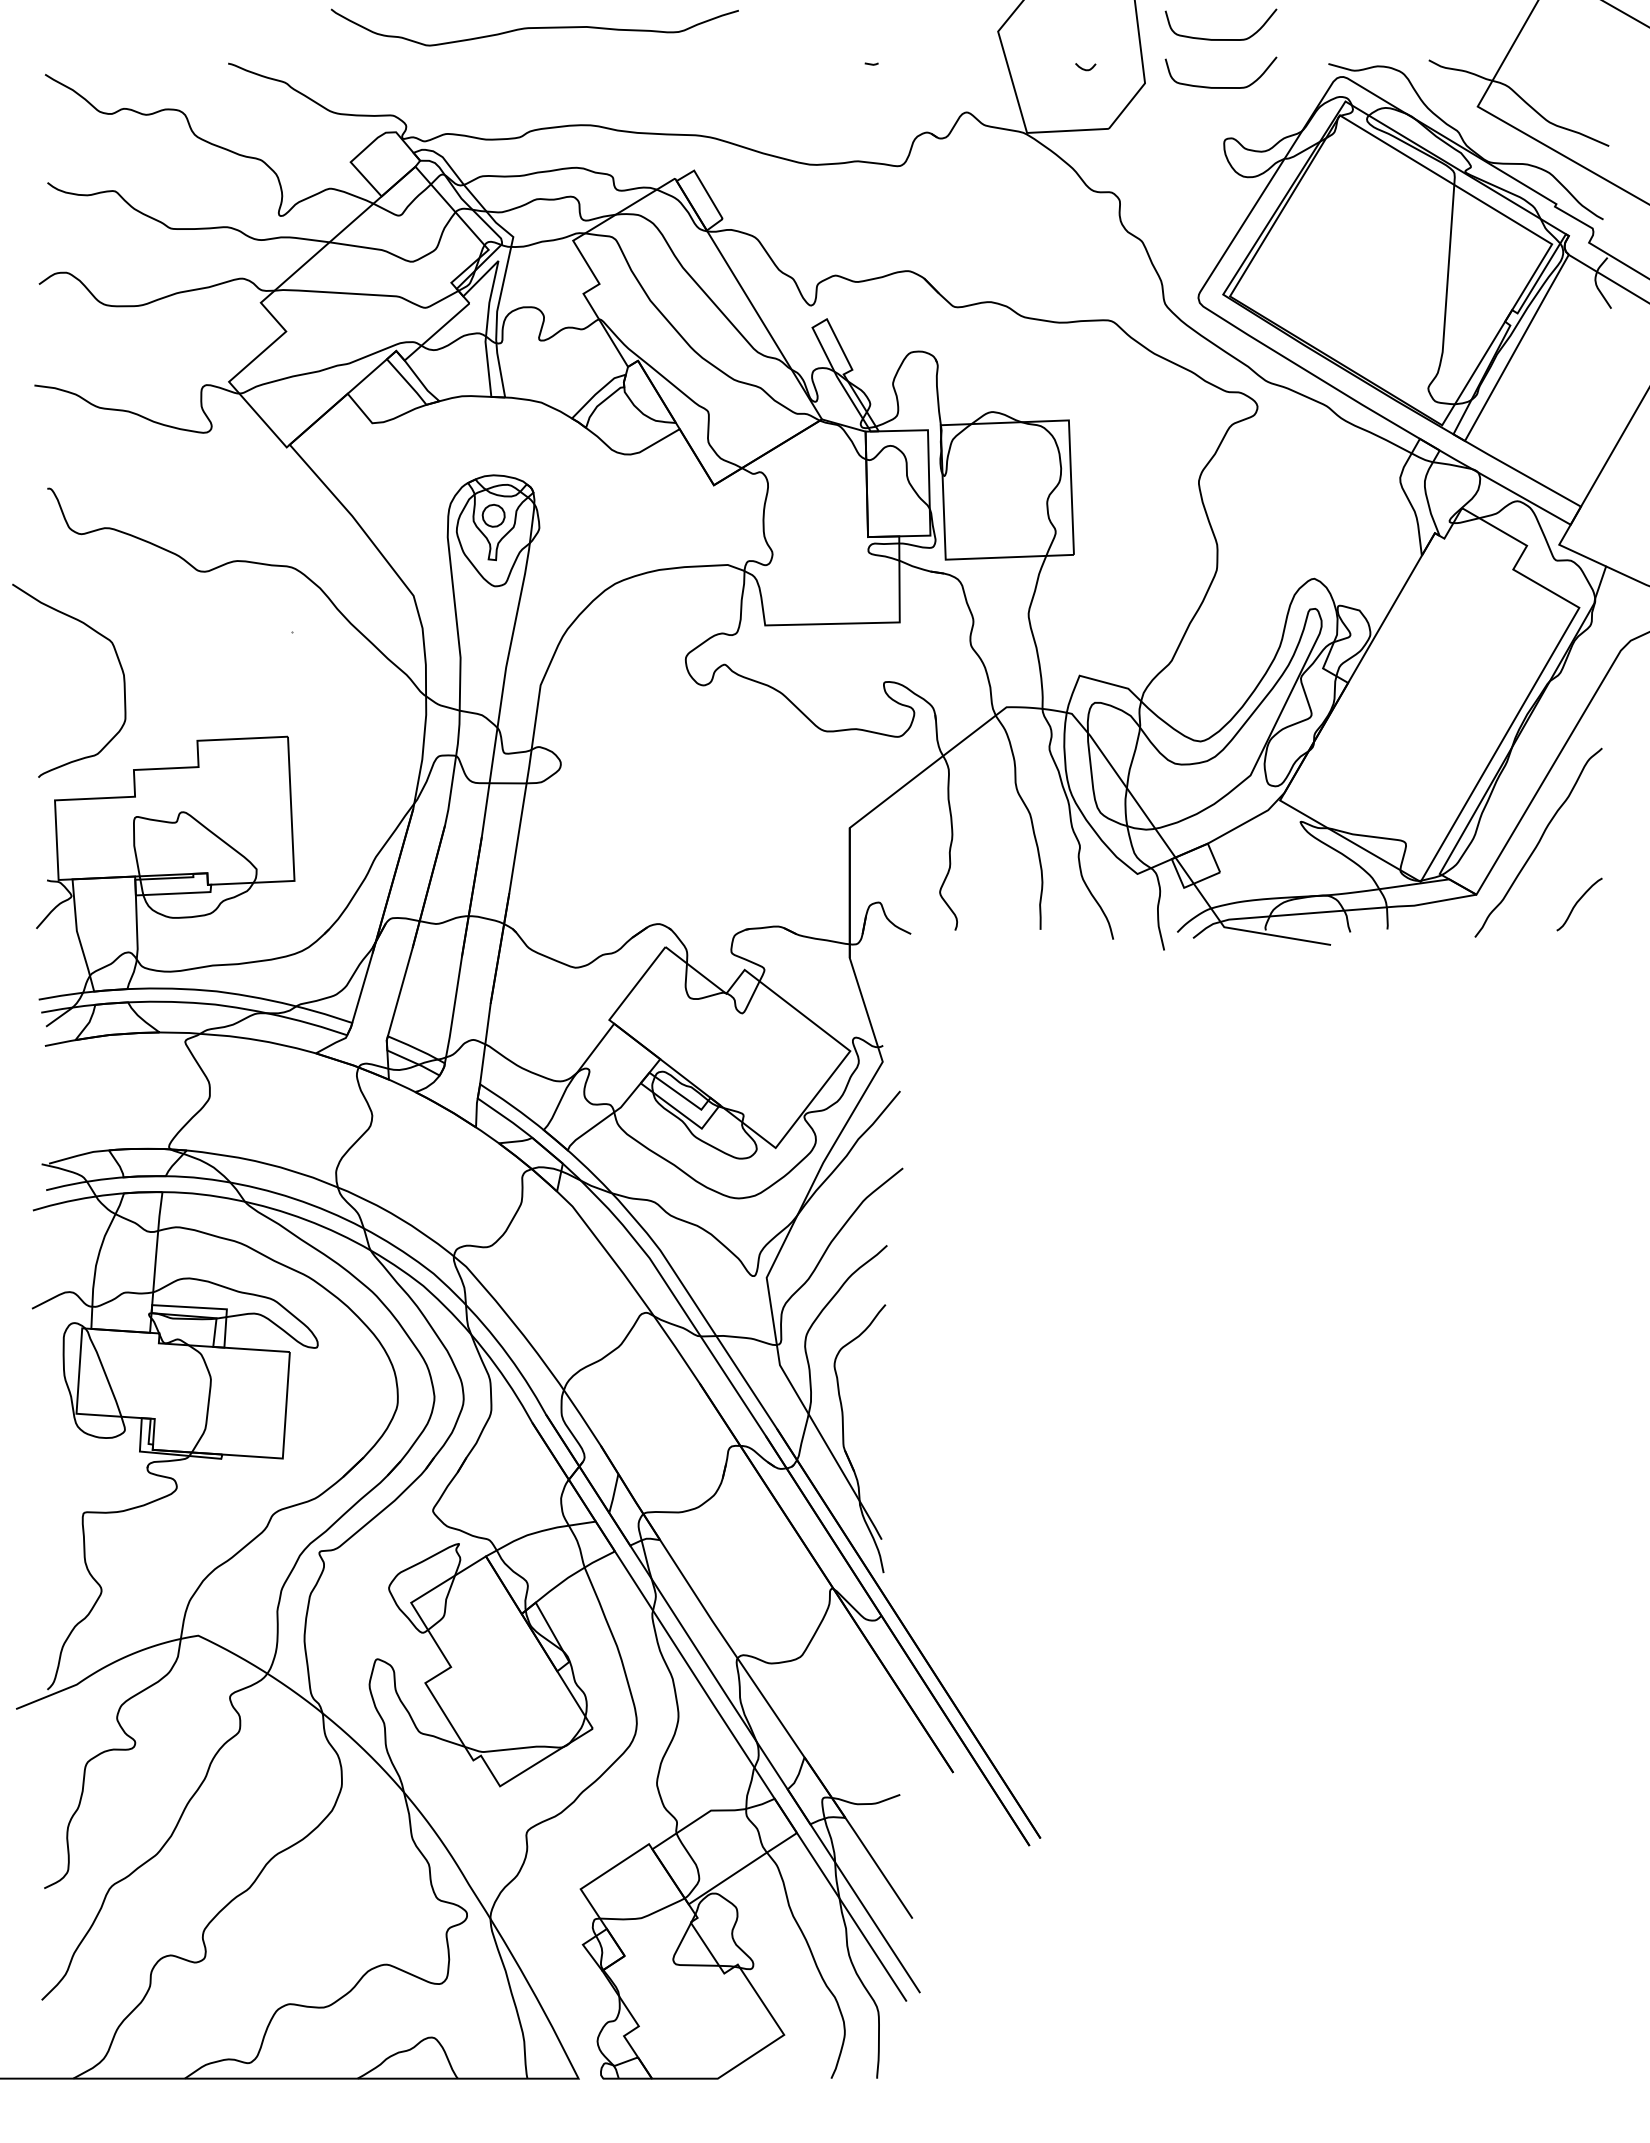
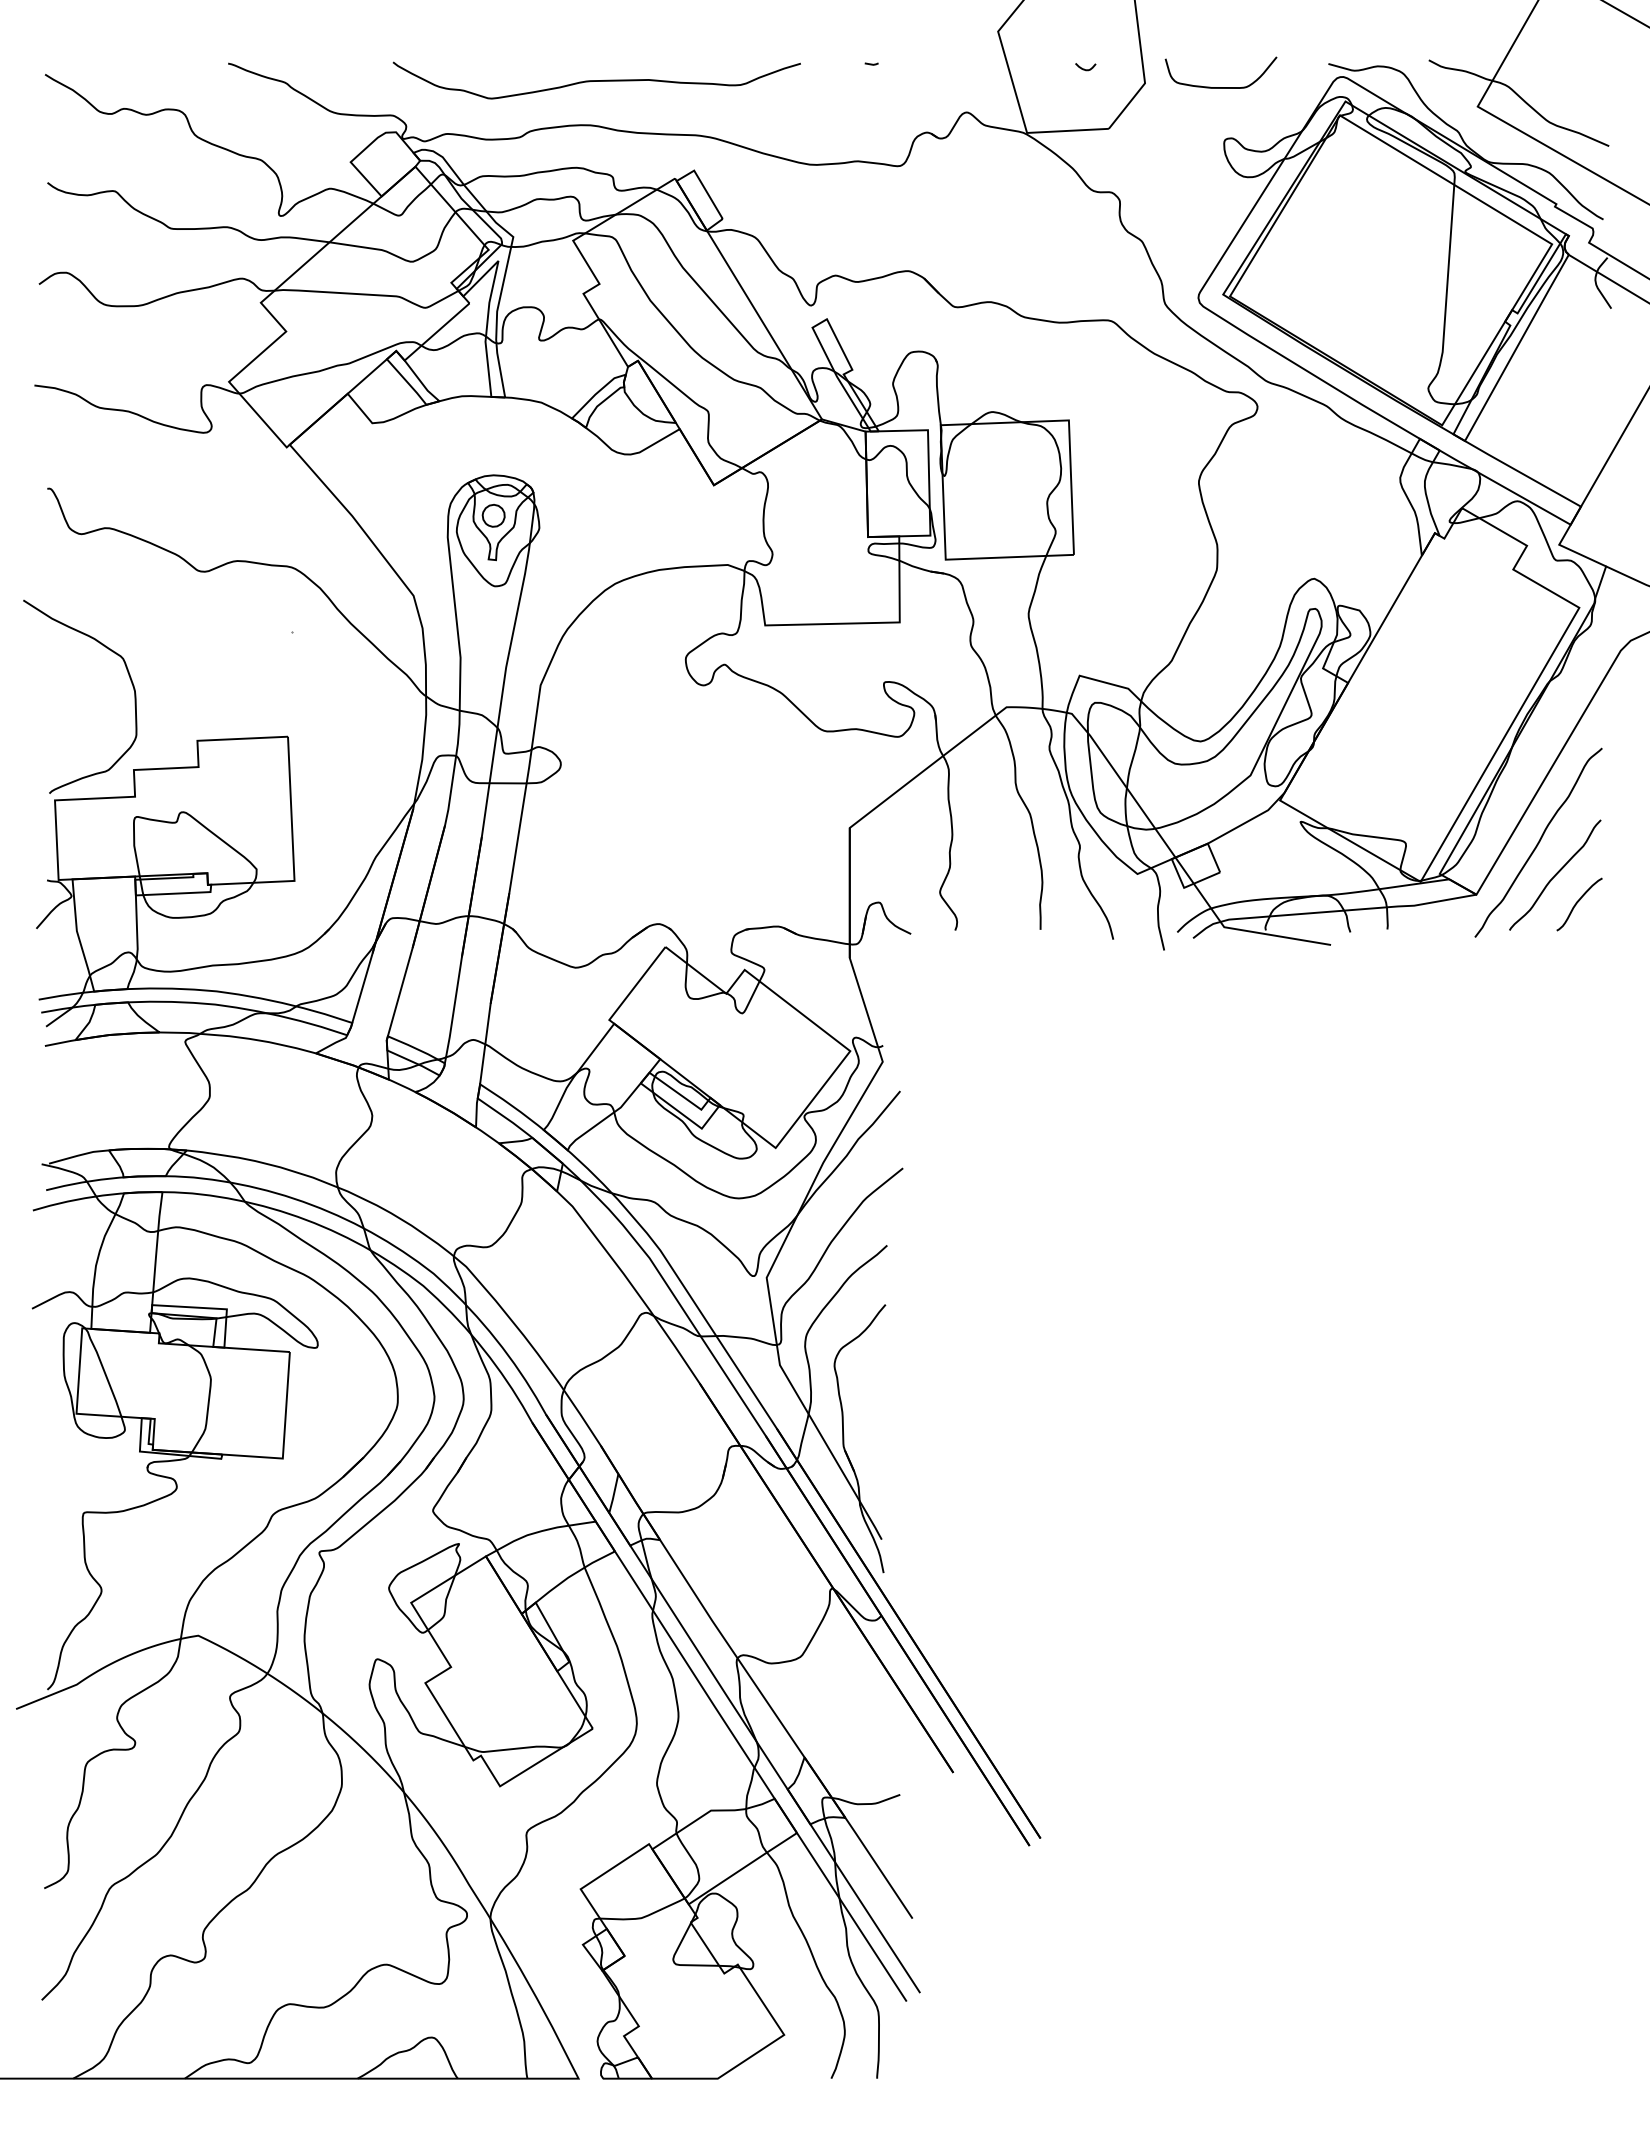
curve position: (534, 27) -> (596, 80) (596, 80)
curve: present -> none (1220, 39)
curve position: (118, 662) -> (129, 678) (129, 678)
curve: none -> present (1555, 874)
